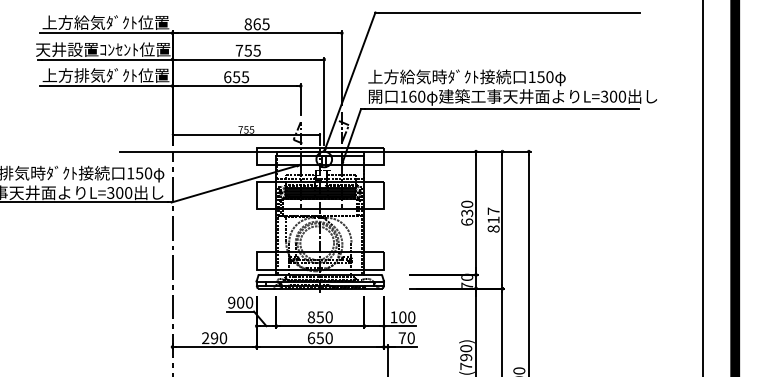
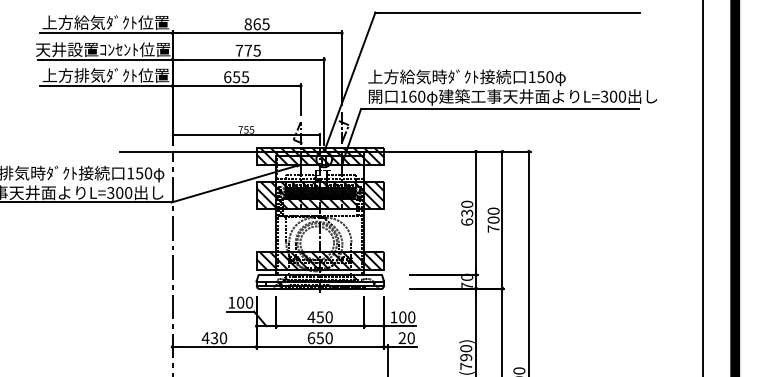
text: 755 -> 775 (247, 50)
hatch: none -> present (319, 156)
hatch: none -> present (319, 195)
text: 817 -> 700 (493, 219)
hatch: none -> present (319, 261)
text: 900 -> 100 (231, 302)
text: 850 -> 450 (311, 317)
text: 290 -> 430 (209, 338)
text: 70 -> 20 (401, 338)
